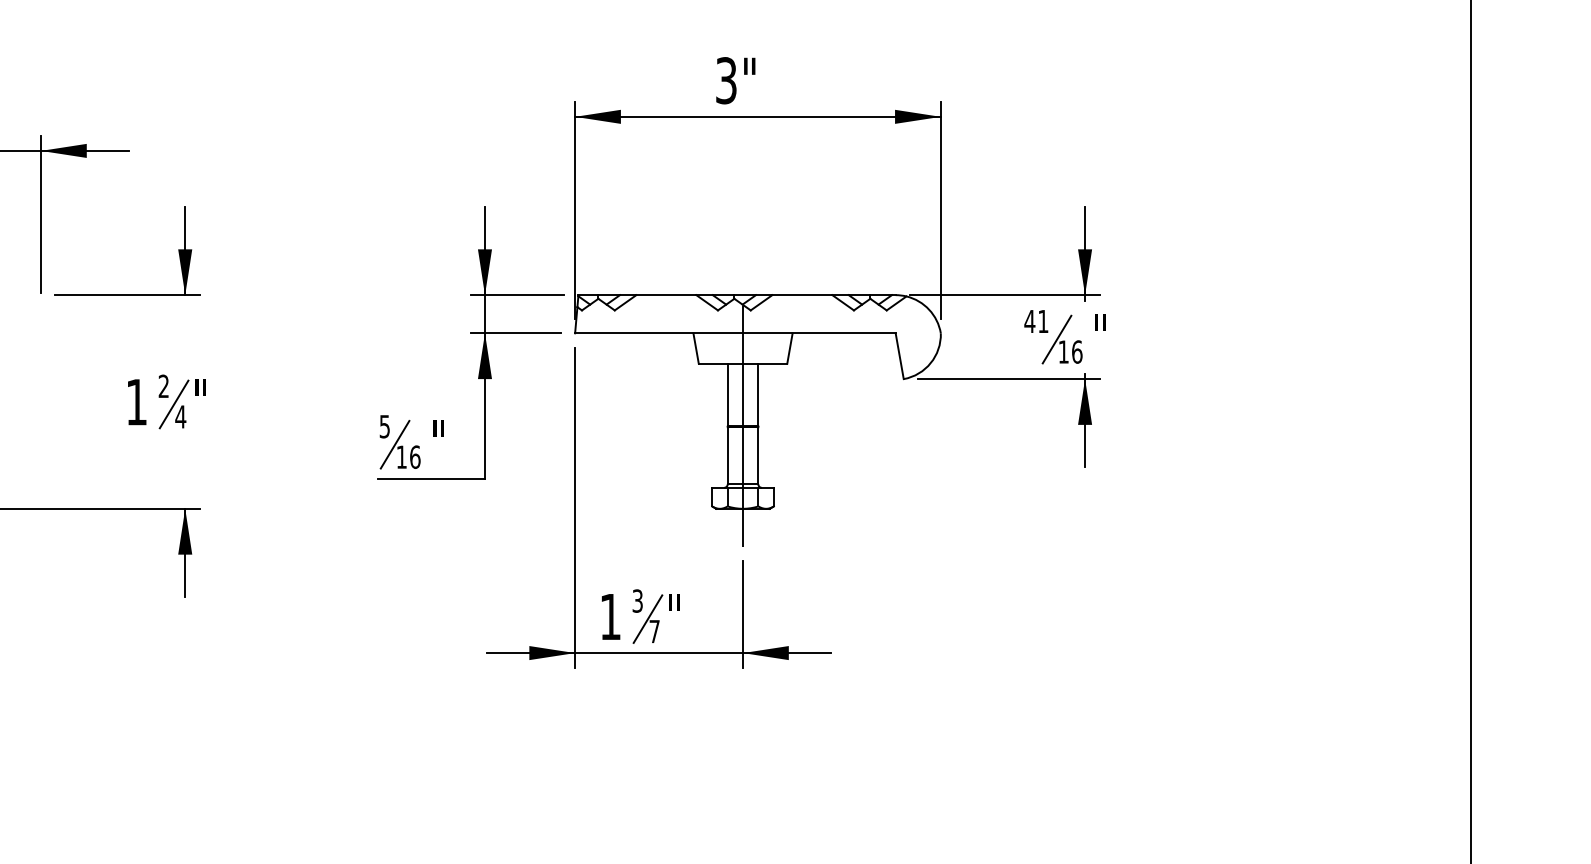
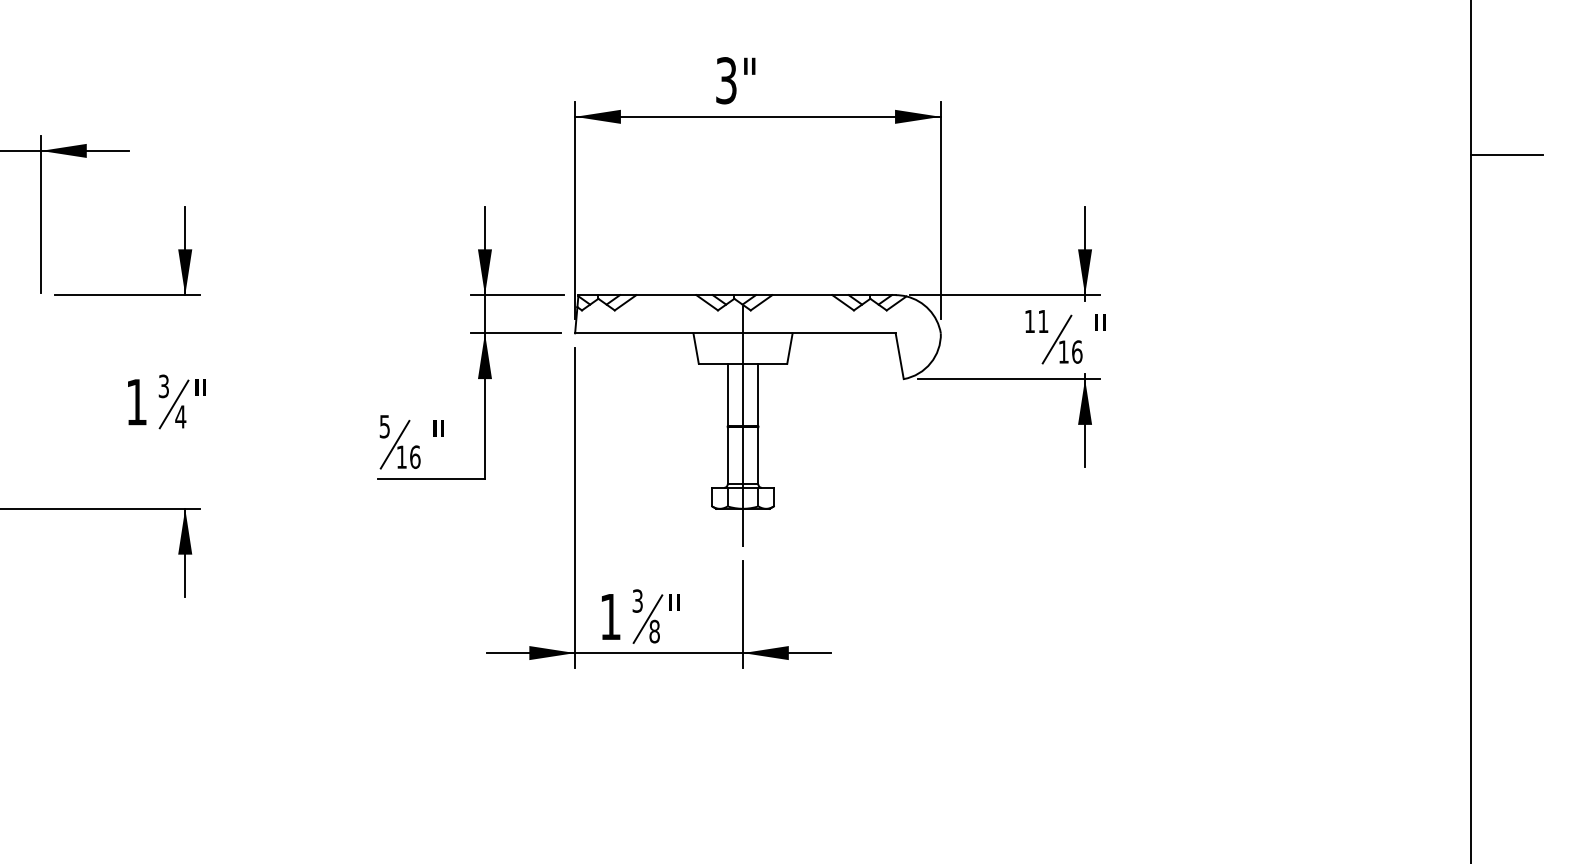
line: none -> present (1507, 154)
text: 41 -> 11 (1029, 321)
text: 2 -> 3 (163, 386)
text: 7 -> 8 (654, 631)
